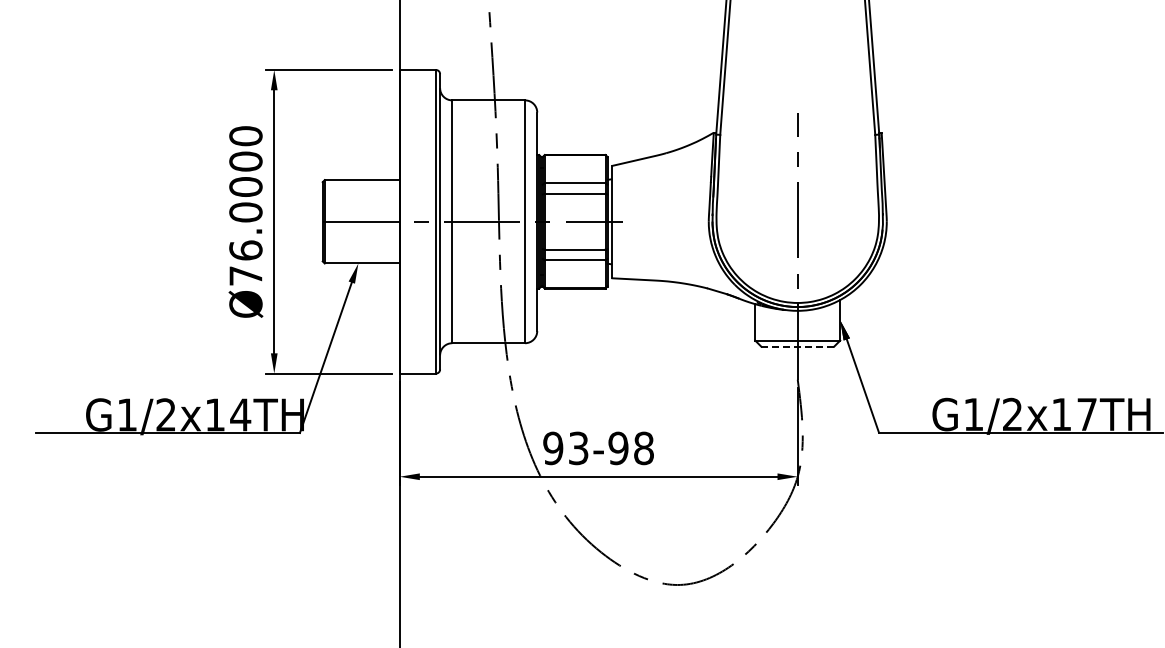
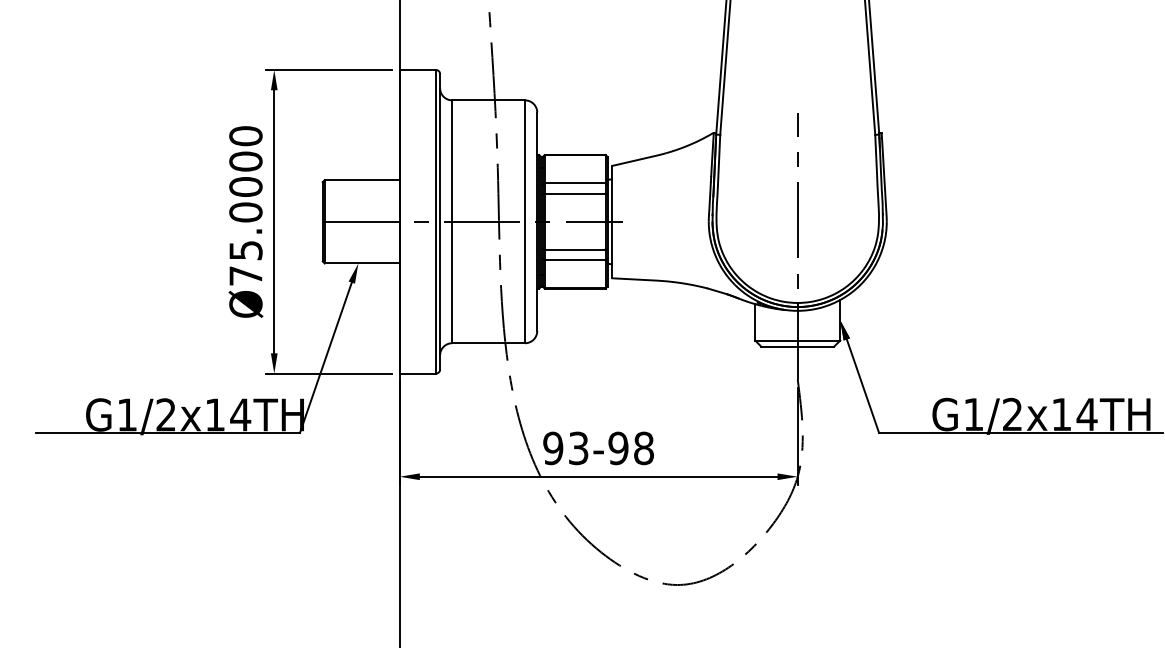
text: Ø76.0000 -> Ø75.0000 (245, 250)
line: dashed -> solid (797, 346)
text: G1/2x17TH -> G1/2x14TH (1086, 414)
